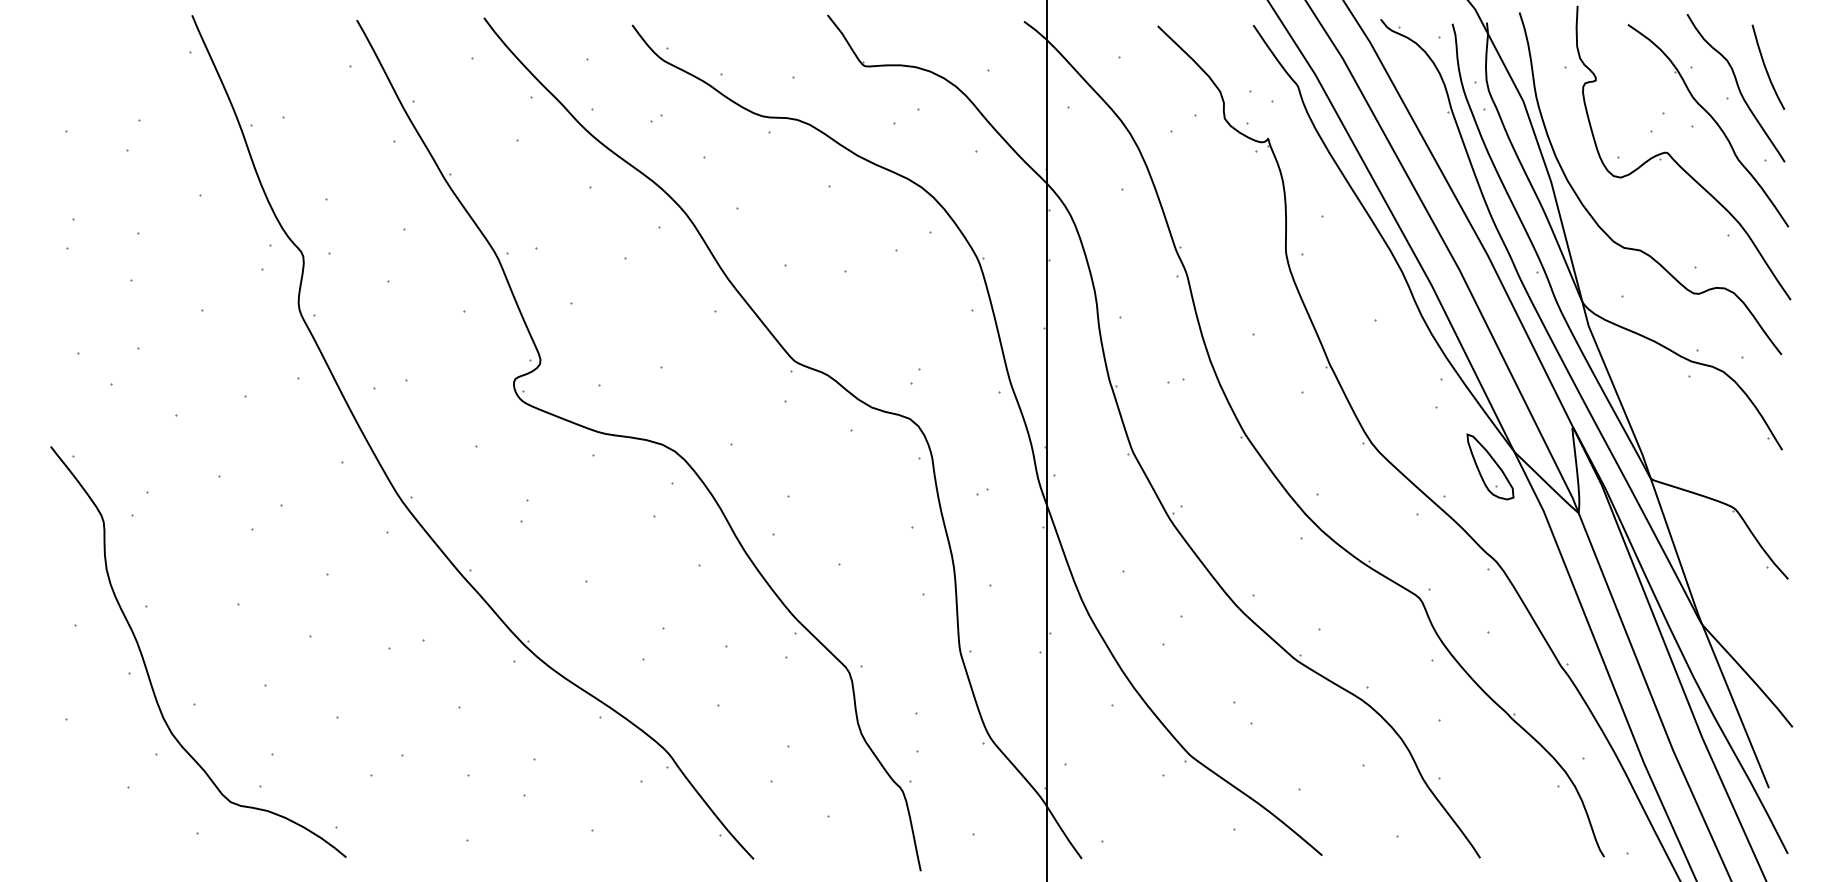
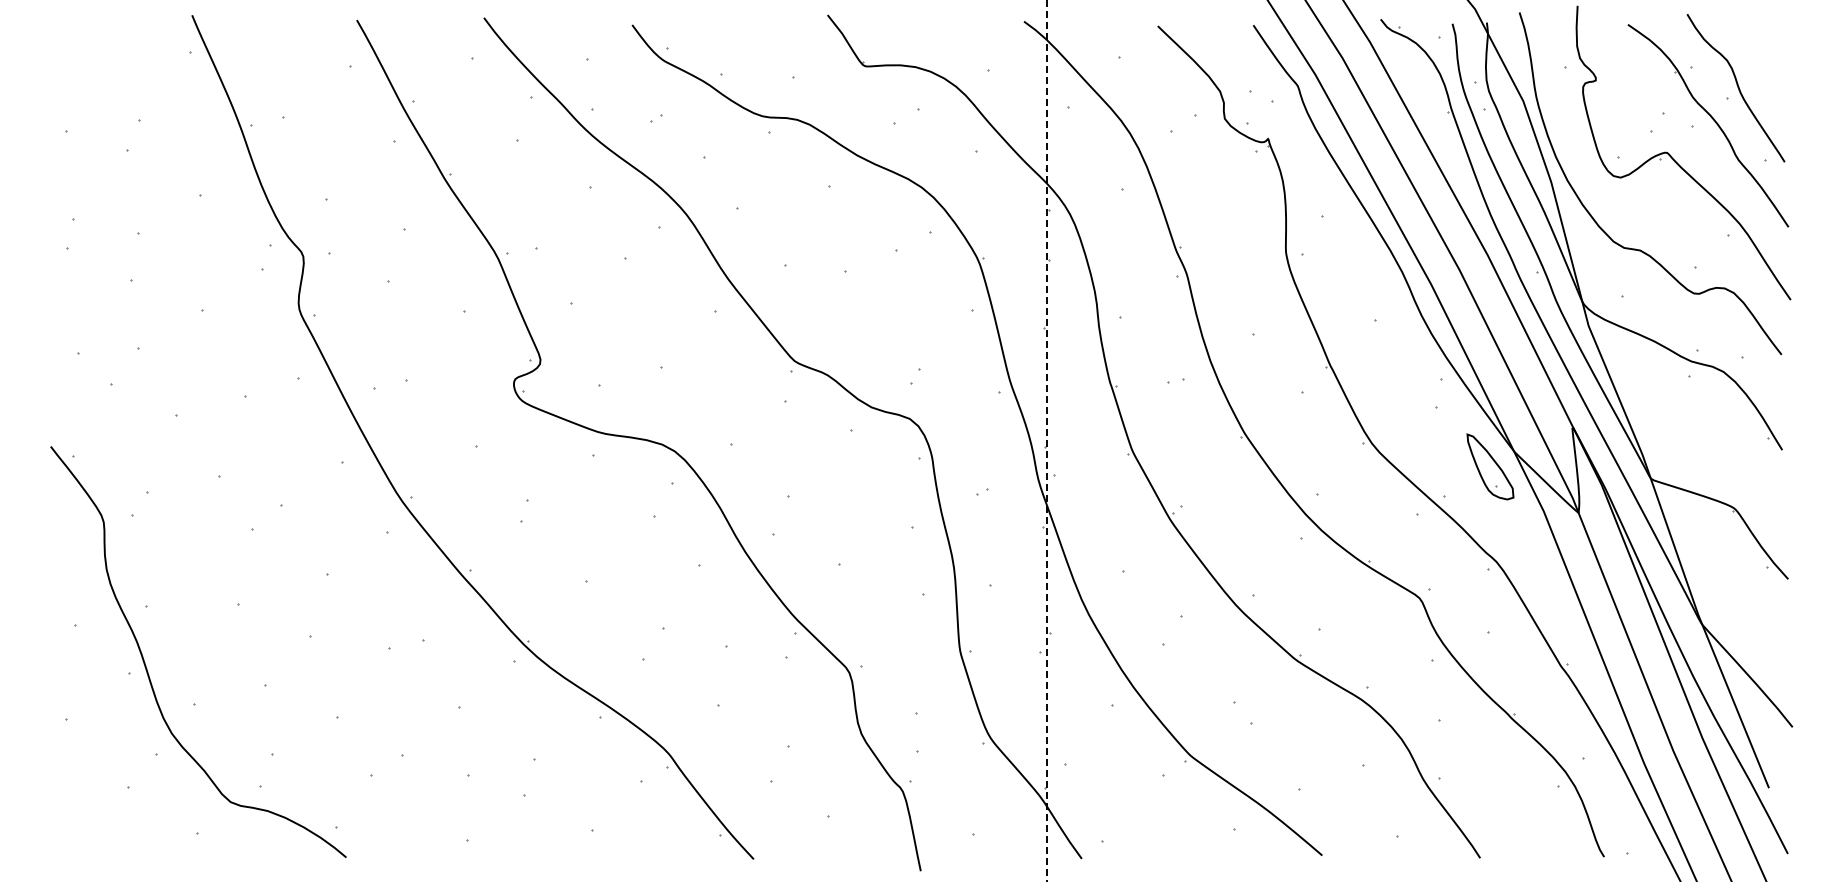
curve: present -> none (1766, 67)
line: solid -> dashed (1047, 441)
